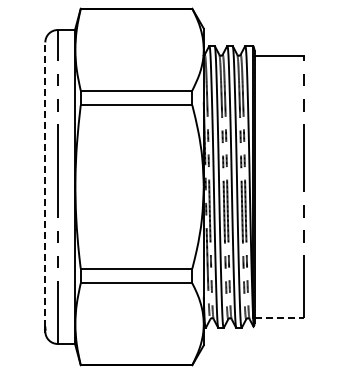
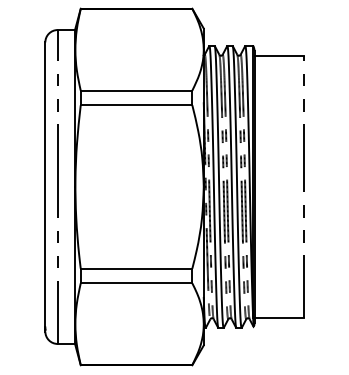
line: dashed -> solid (45, 183)
line: dashed -> solid (279, 318)
